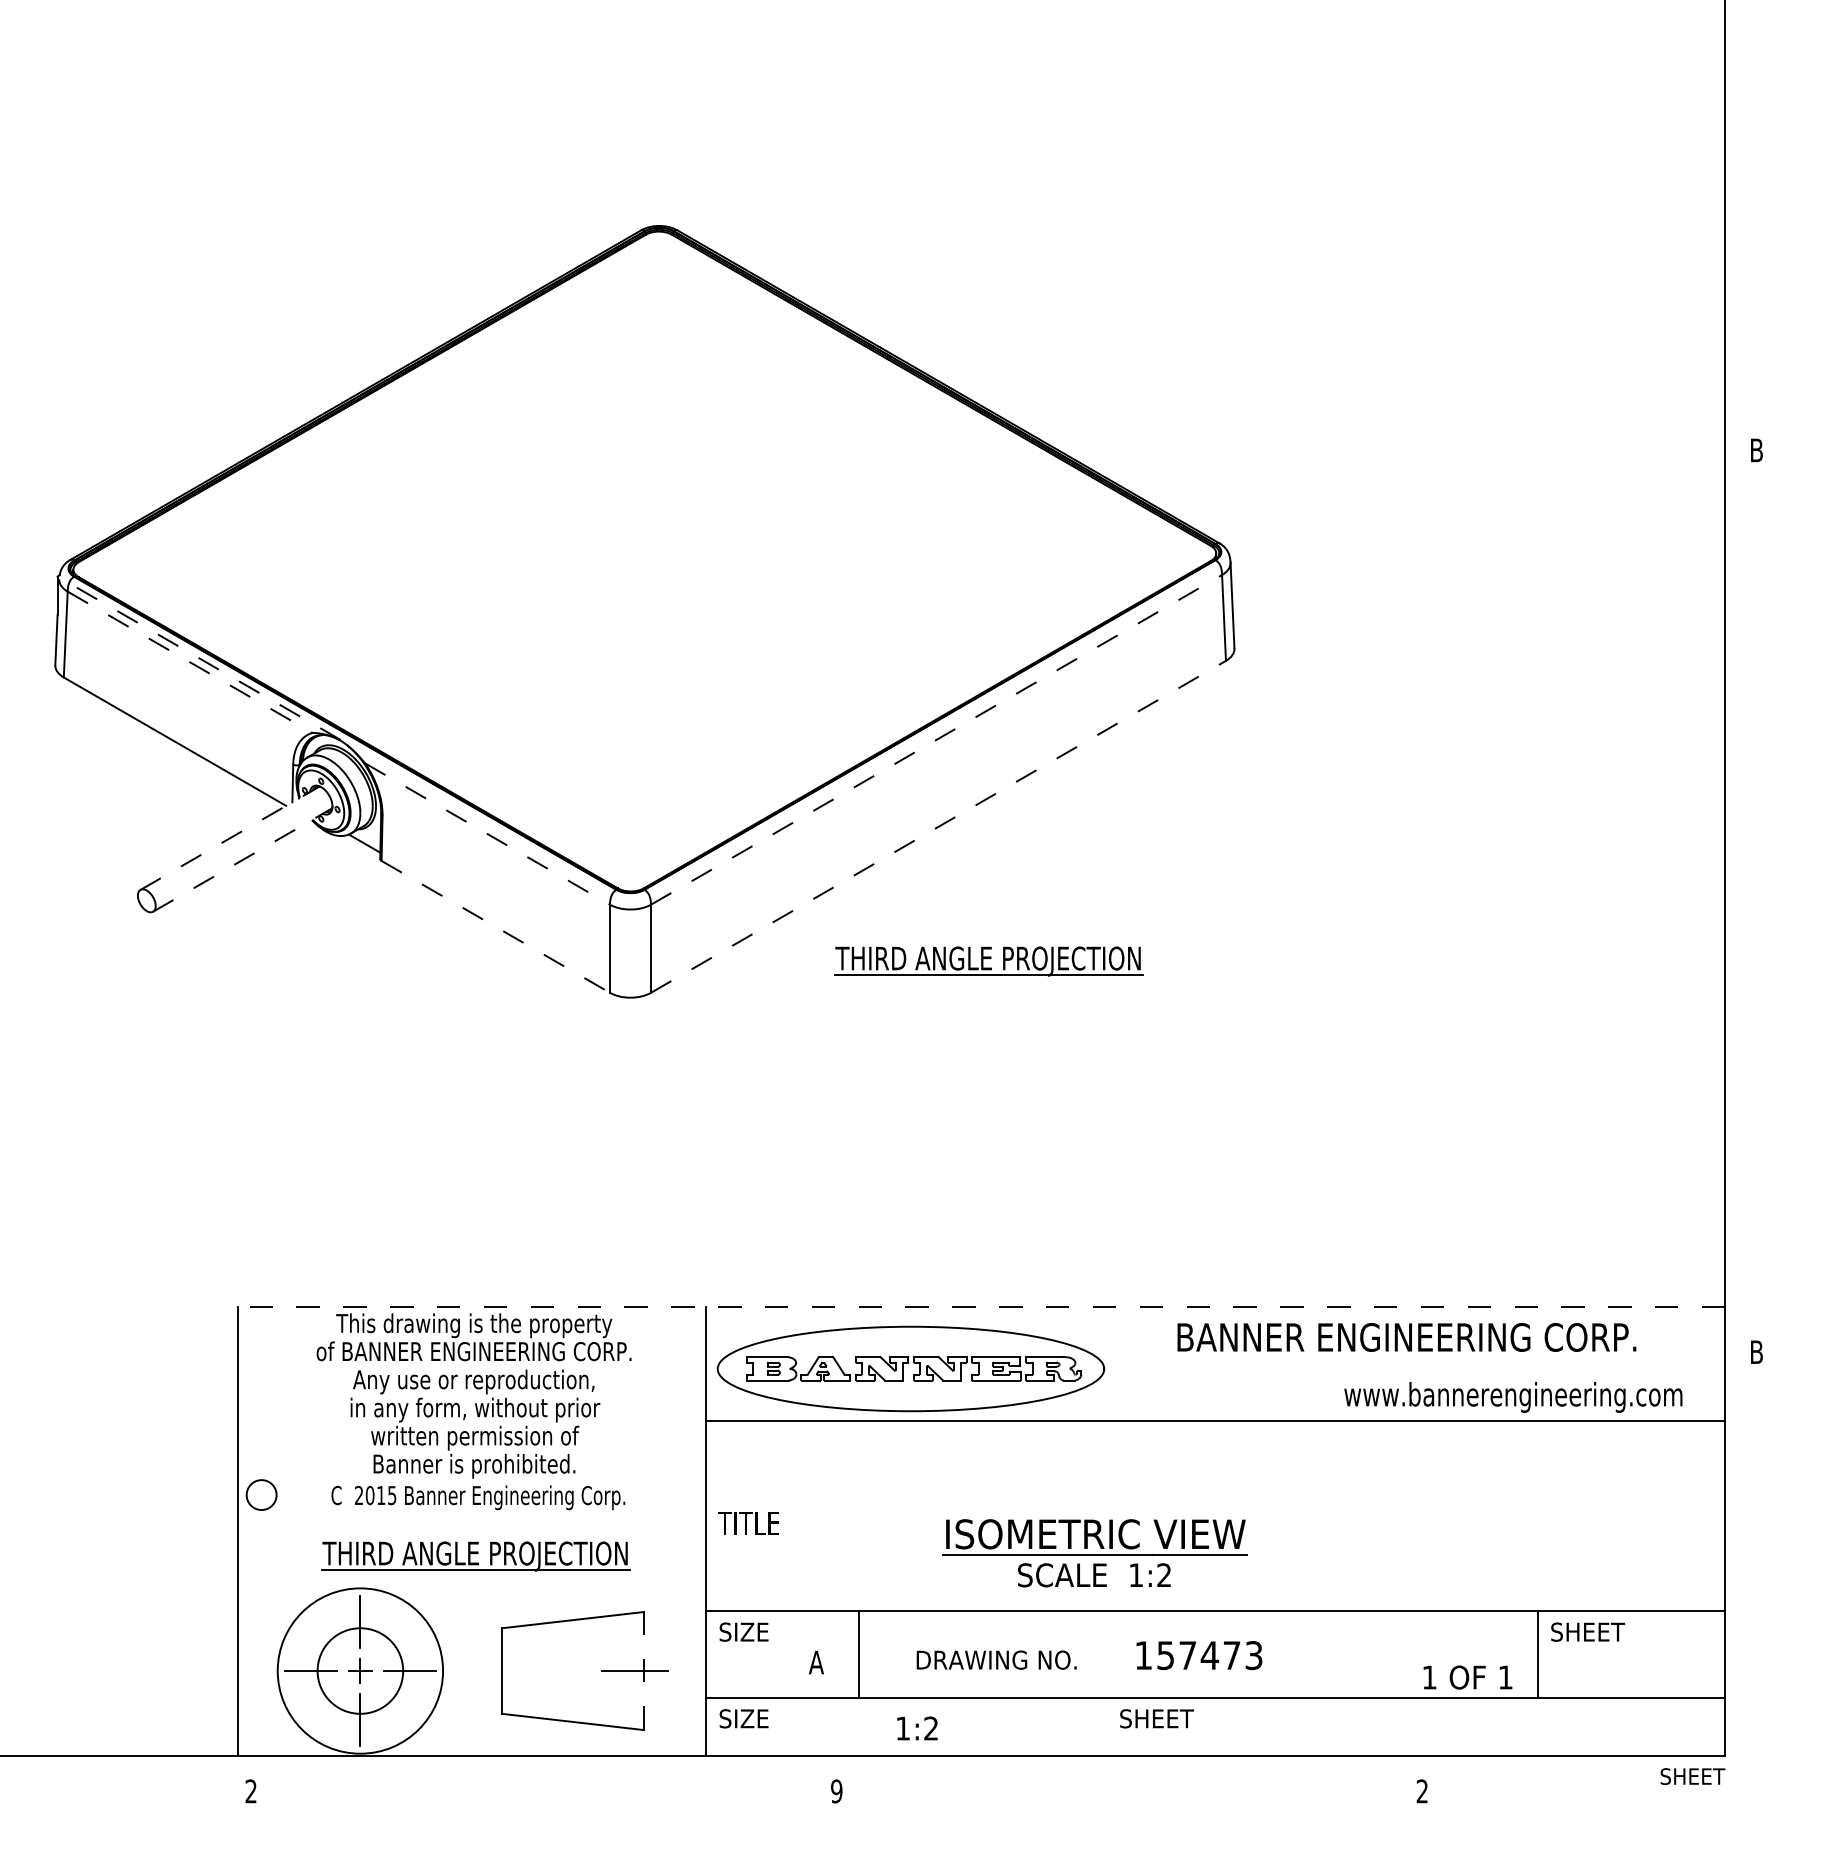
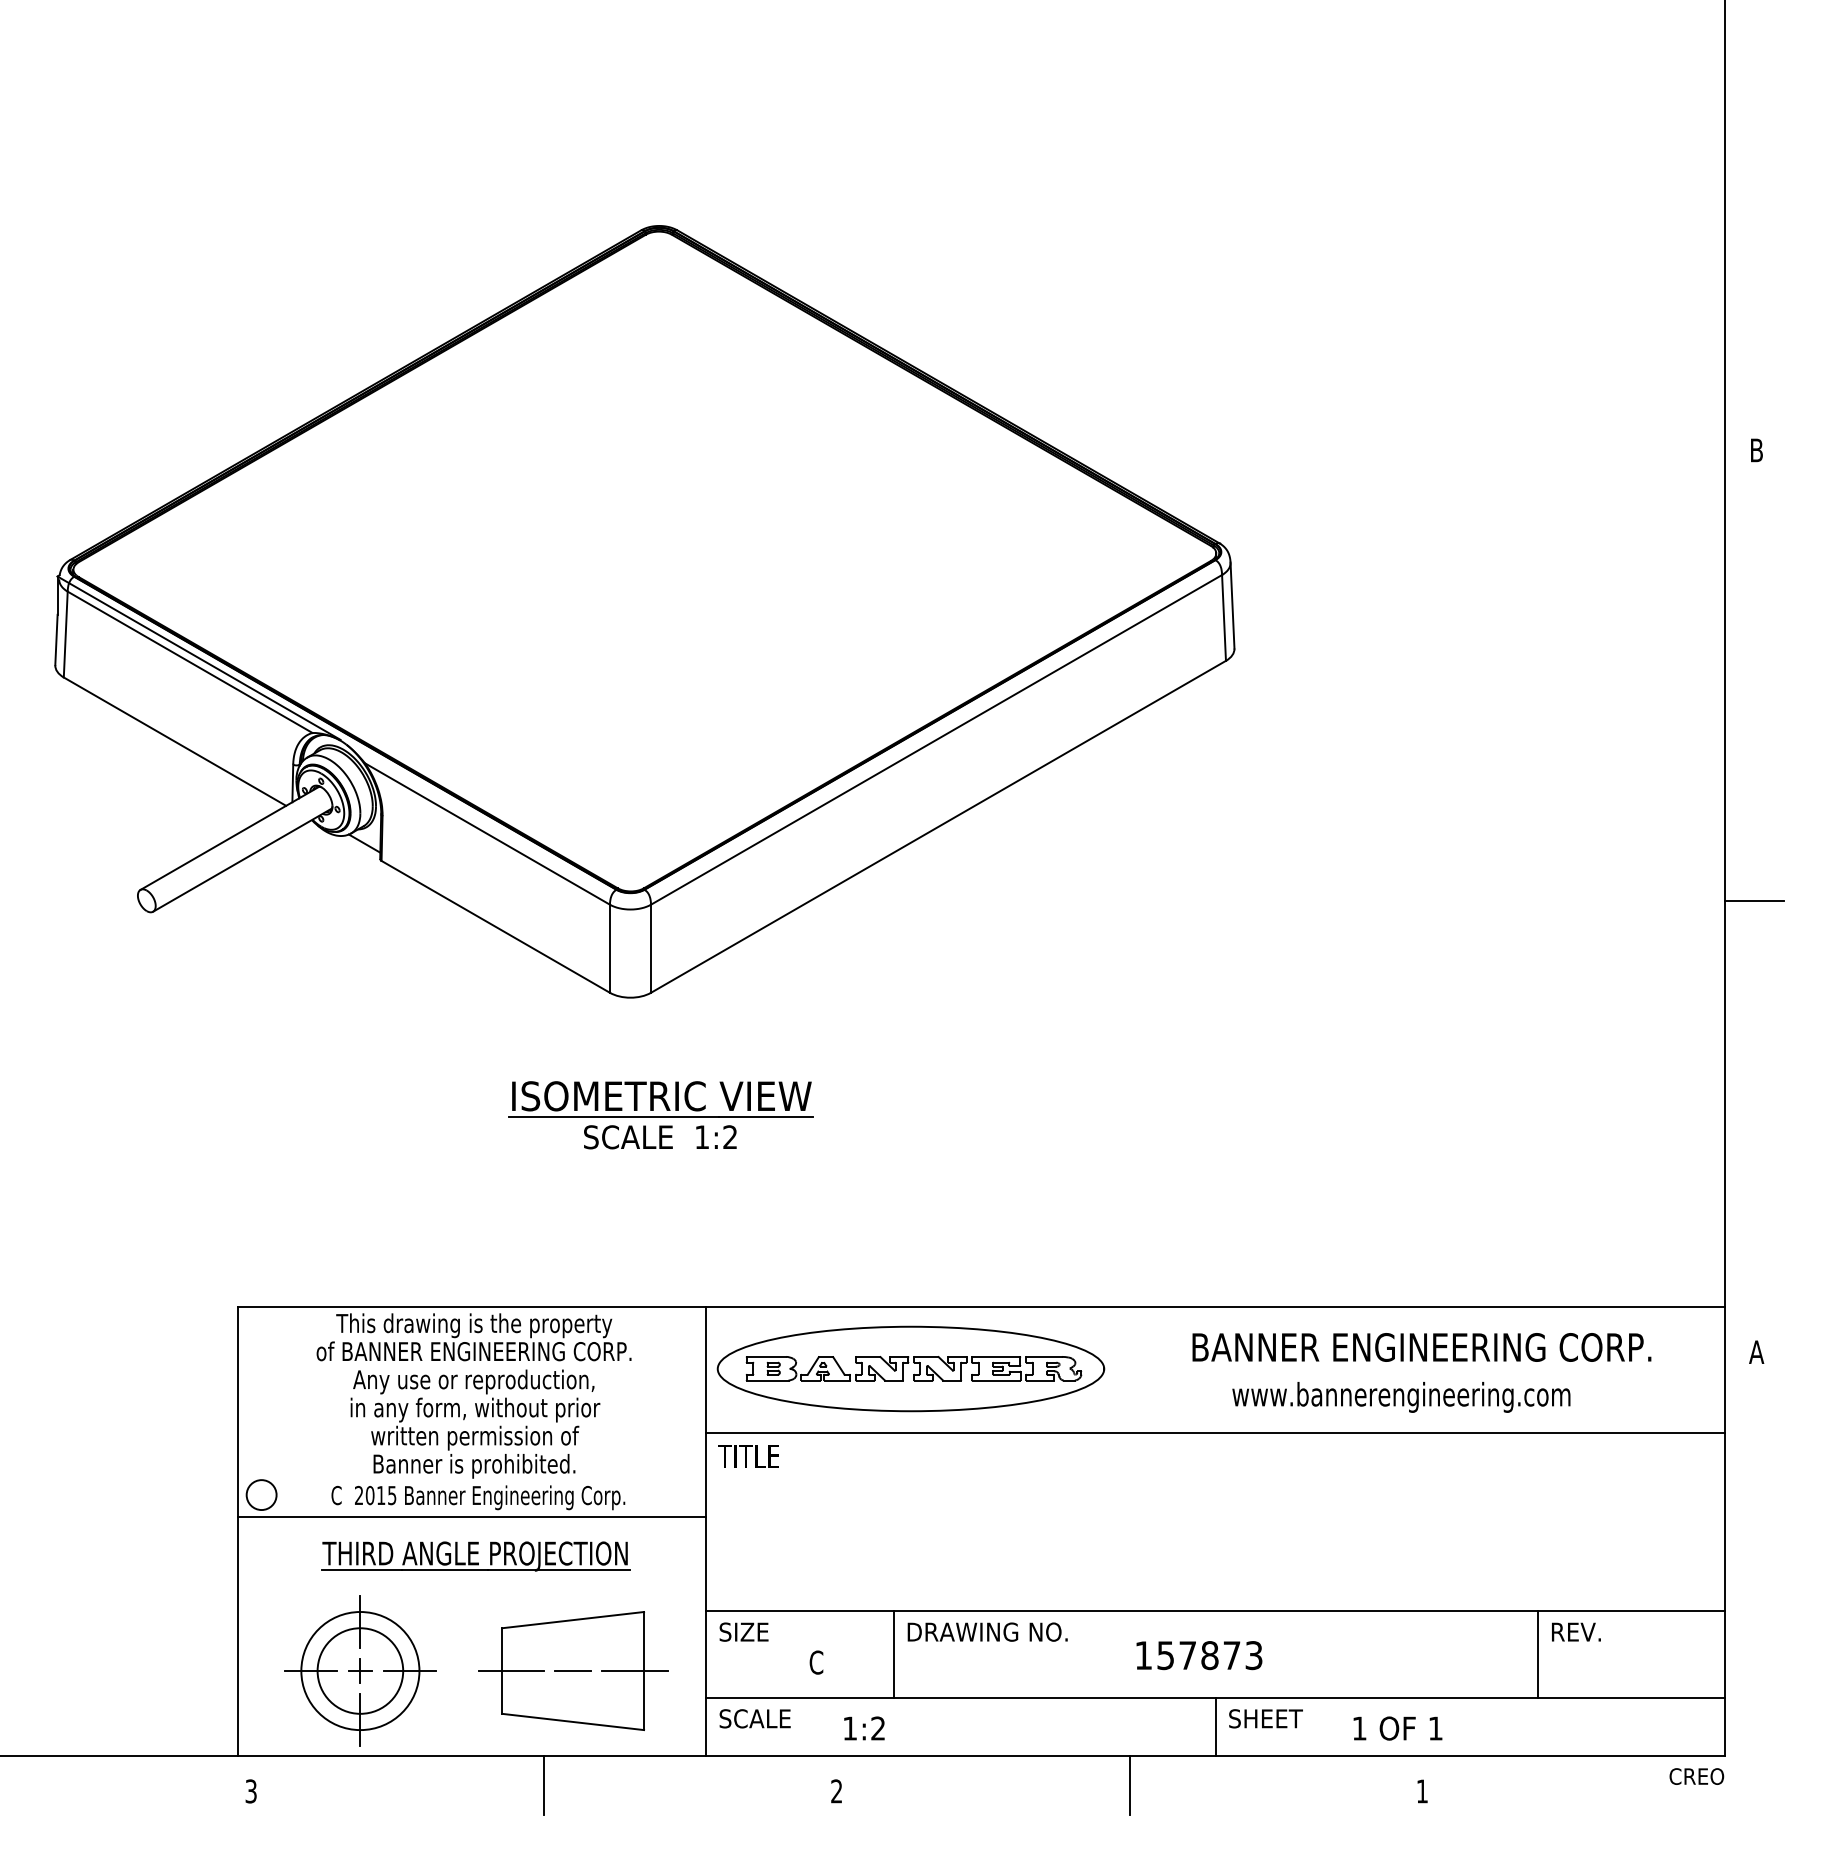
line: dashed -> solid (198, 657)
line: dashed -> solid (190, 662)
line: dashed -> solid (936, 739)
line: dashed -> solid (938, 826)
line: dashed -> solid (487, 834)
line: dashed -> solid (230, 838)
line: dashed -> solid (242, 859)
line: none -> present (1754, 901)
line: dashed -> solid (495, 926)
part: present -> none (988, 961)
line: dashed -> solid (981, 1306)
text position: (1406, 1337) -> (1421, 1347) (1421, 1347)
text: B -> A (1756, 1351)
text position: (1513, 1397) -> (1401, 1397) (1401, 1397)
line position: (1215, 1421) -> (1215, 1433) (1215, 1433)
line: none -> present (471, 1517)
text position: (748, 1523) -> (748, 1456) (748, 1456)
part position: (1094, 1553) -> (660, 1115) (660, 1115)
text: SHEET -> REV. (1588, 1631)
line position: (858, 1654) -> (893, 1654) (893, 1654)
text: 157473 -> 157873 (1209, 1655)
text position: (996, 1659) -> (987, 1631) (987, 1631)
text: A -> C (816, 1662)
circle diameter: 165 px -> 118 px (360, 1671)
line: none -> present (510, 1671)
line: none -> present (572, 1671)
line: dashed -> solid (644, 1671)
text position: (1467, 1677) -> (1397, 1728) (1397, 1728)
text: SIZE -> SCALE (762, 1718)
text position: (1156, 1718) -> (1265, 1718) (1265, 1718)
line: none -> present (1215, 1726)
text position: (917, 1728) -> (864, 1728) (864, 1728)
text: SHEET -> CREO (1692, 1776)
line: none -> present (544, 1785)
line: none -> present (1129, 1785)
text: 2 -> 3 (250, 1791)
text: 9 -> 2 (836, 1791)
text: 2 -> 1 (1421, 1791)
